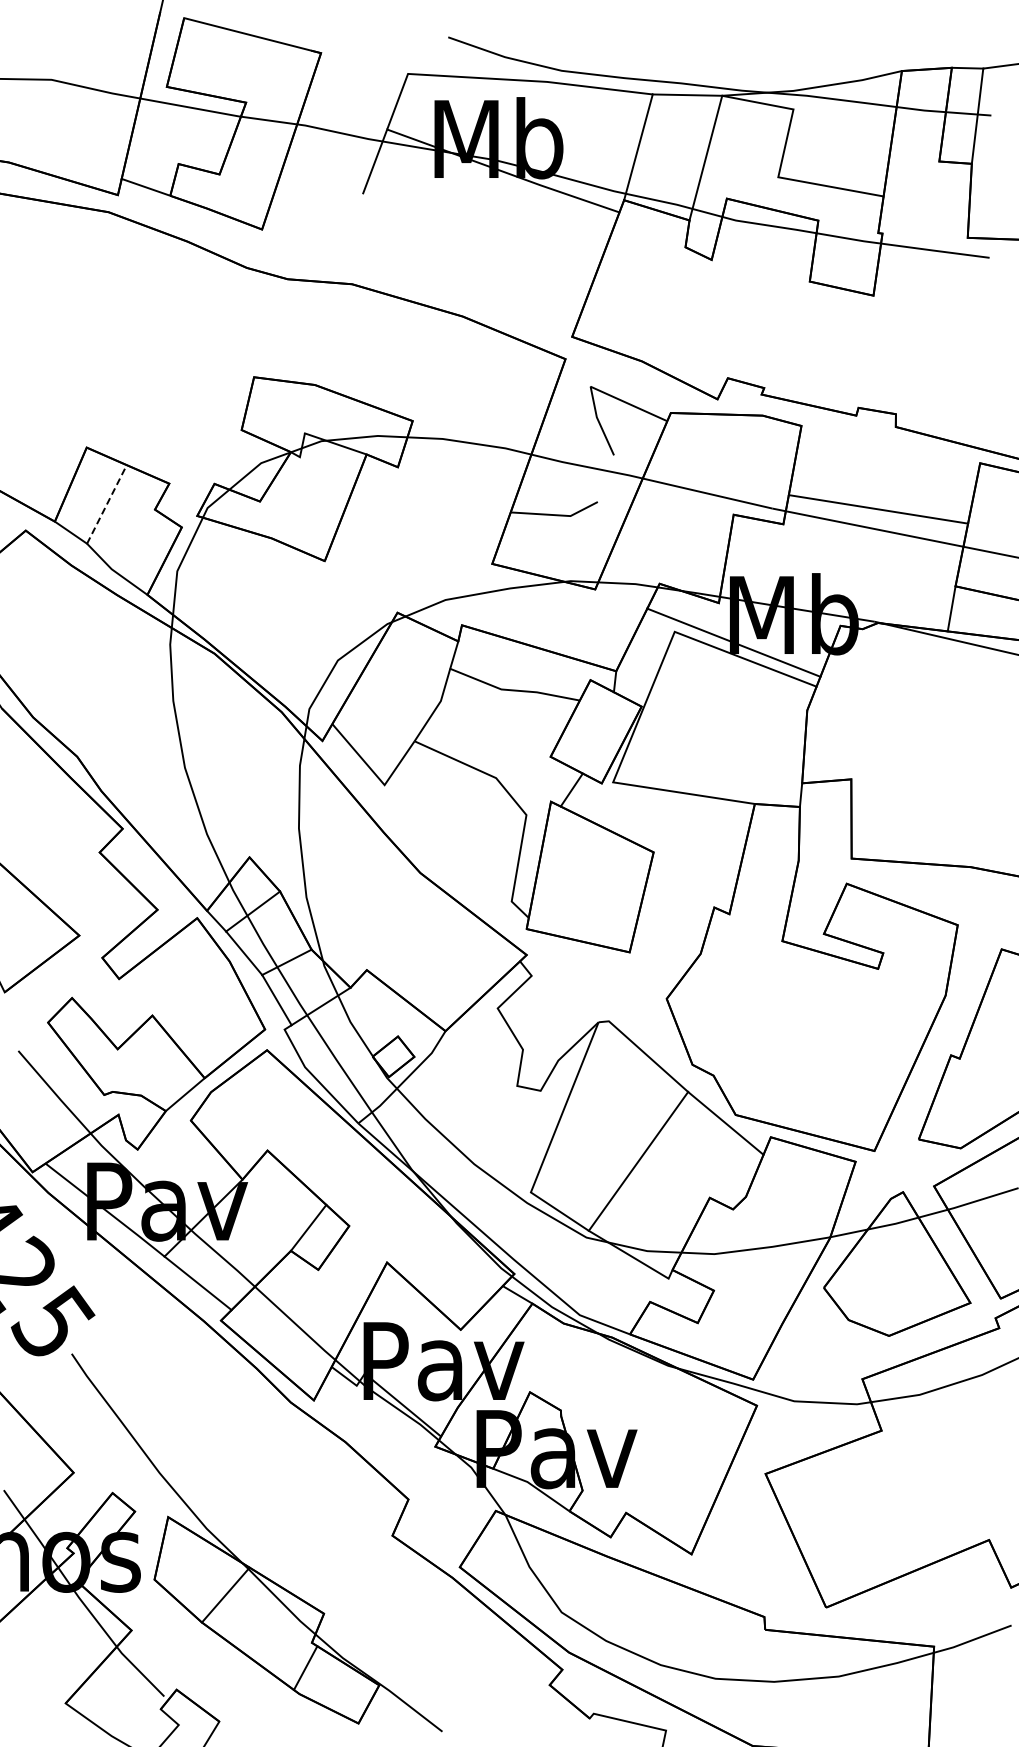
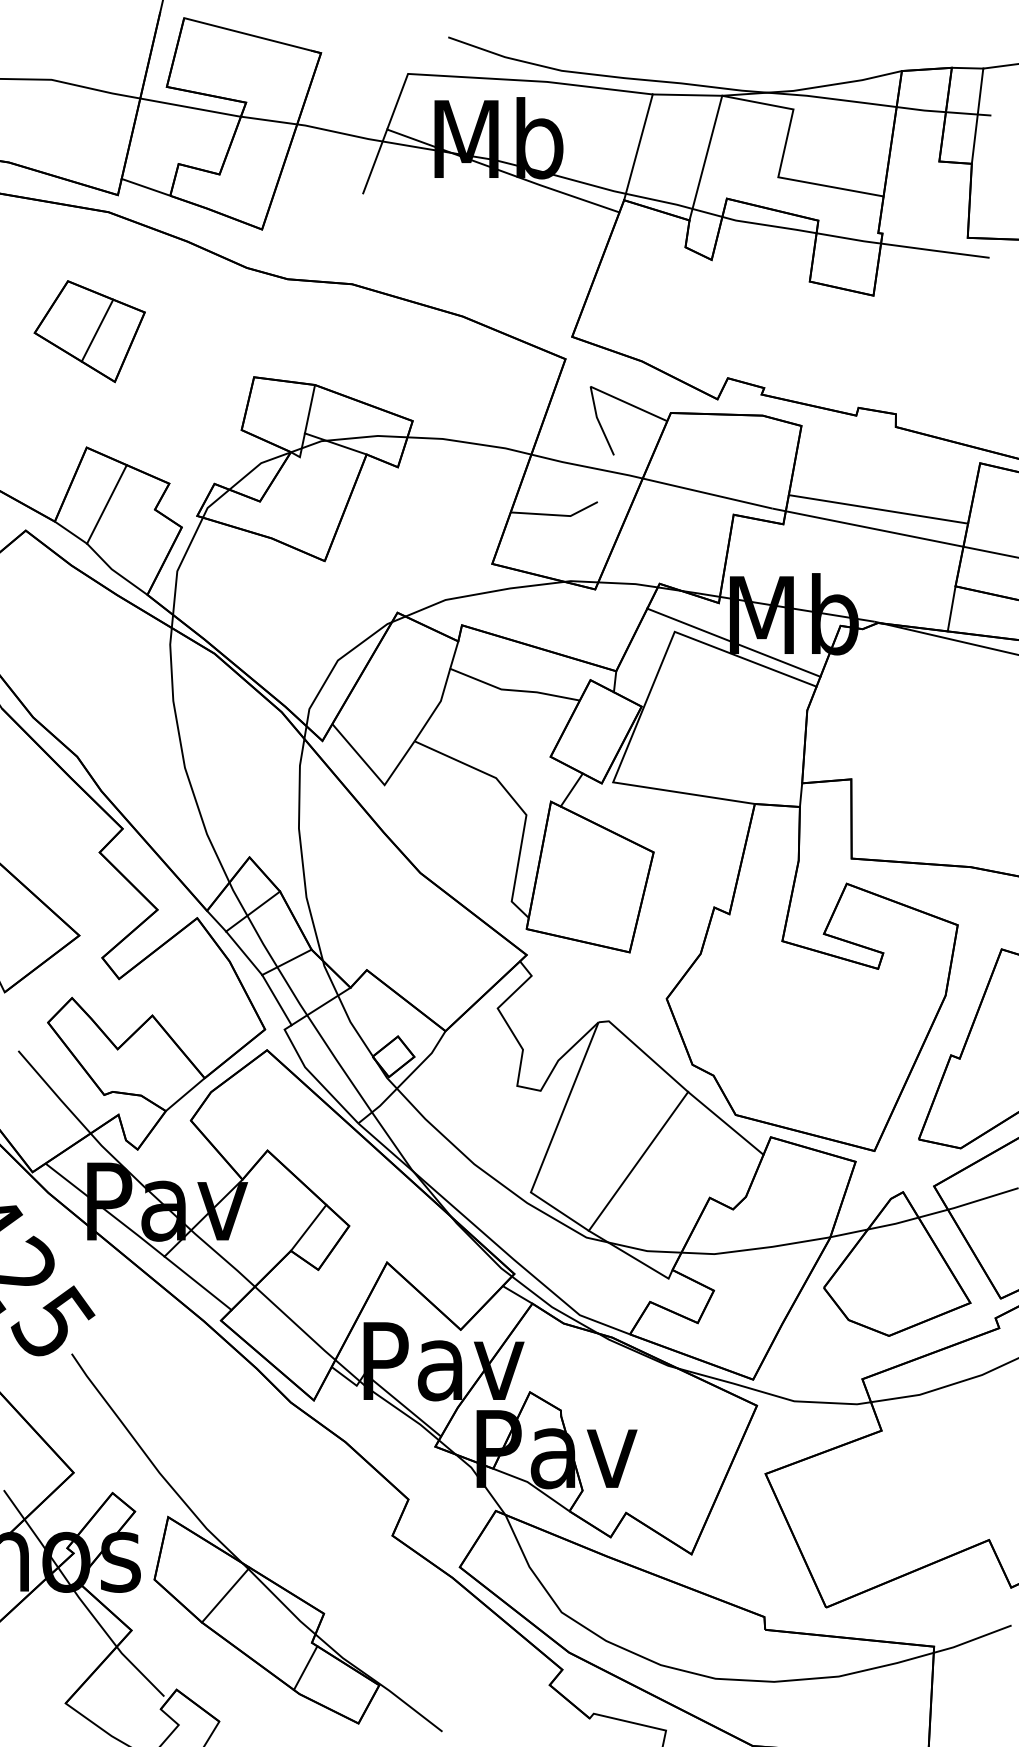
part: none -> present (89, 331)
line: none -> present (309, 409)
line: dashed -> solid (107, 504)
